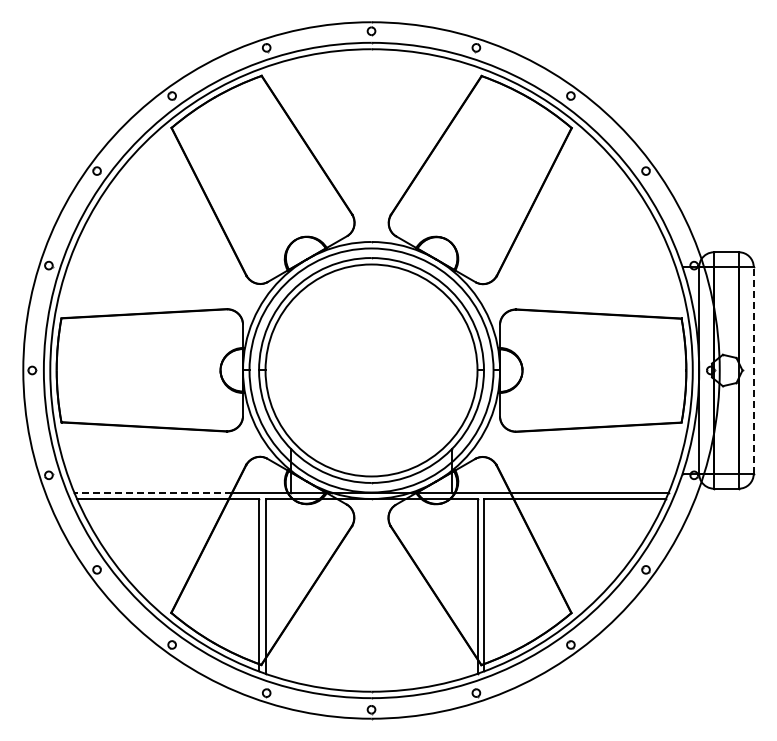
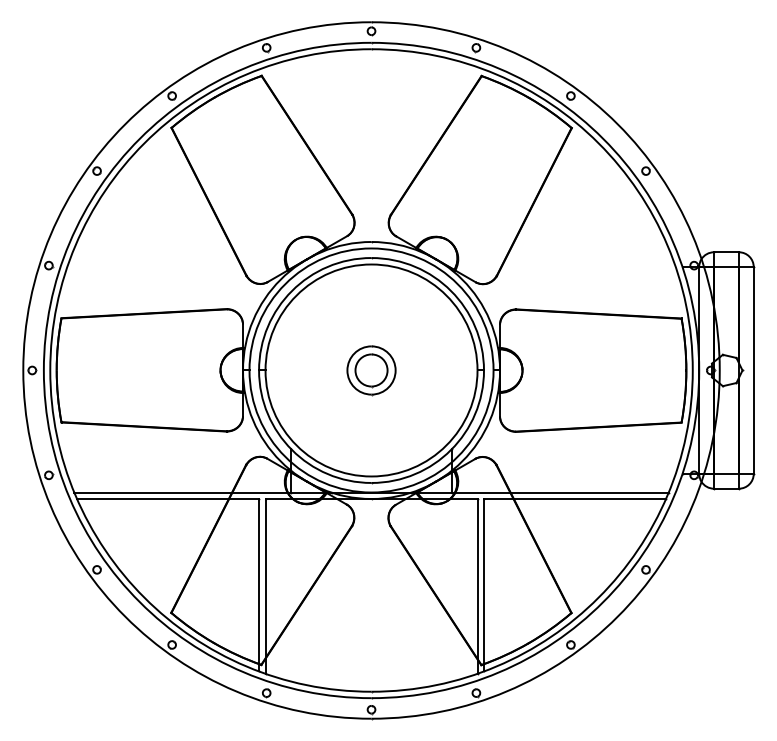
part: none -> present (371, 370)
line: dashed -> solid (753, 370)
line: dashed -> solid (153, 492)
